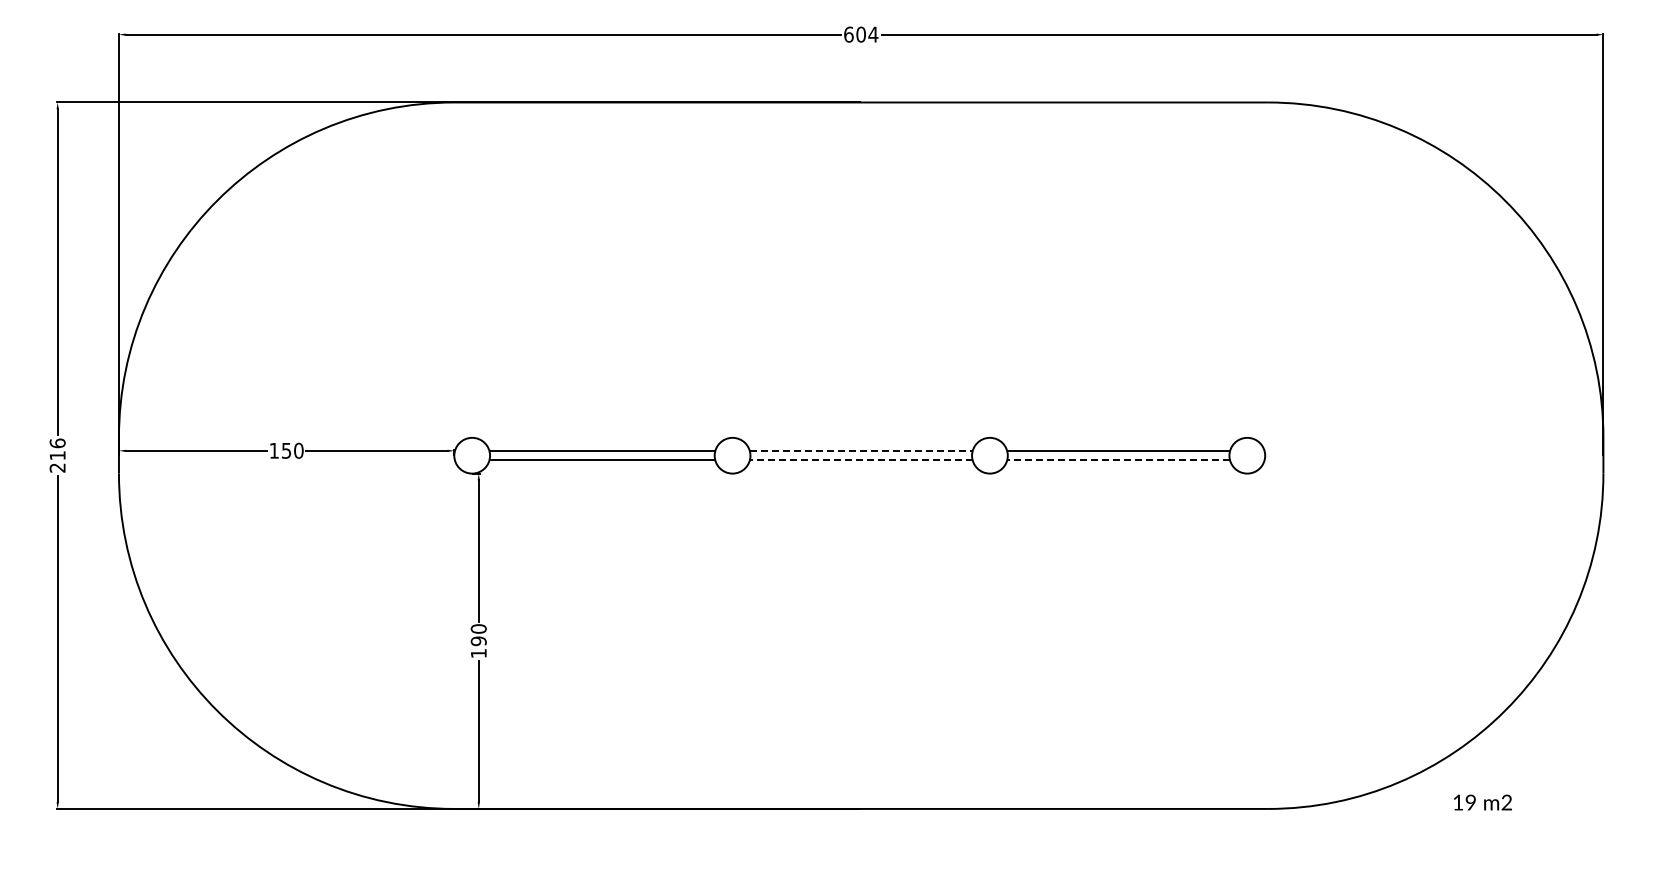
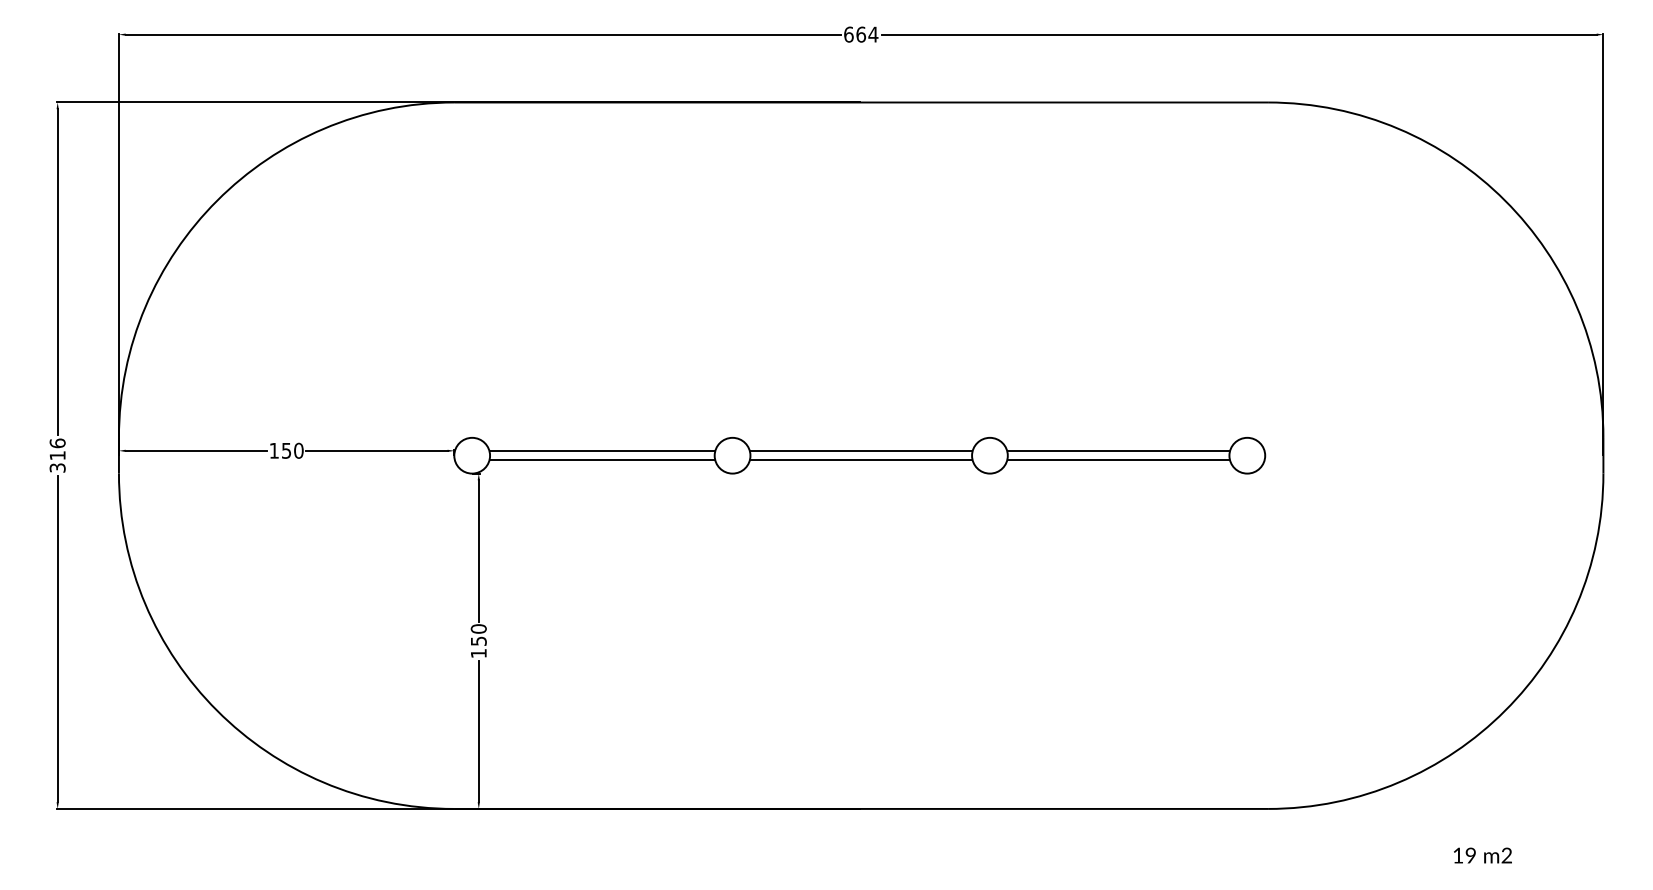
text: 604 -> 664 (861, 34)
line: dashed -> solid (861, 451)
line: dashed -> solid (860, 459)
line: dashed -> solid (1118, 459)
text: 216 -> 316 (57, 467)
text: 190 -> 150 (478, 641)
text position: (1482, 802) -> (1482, 855) (1482, 855)
